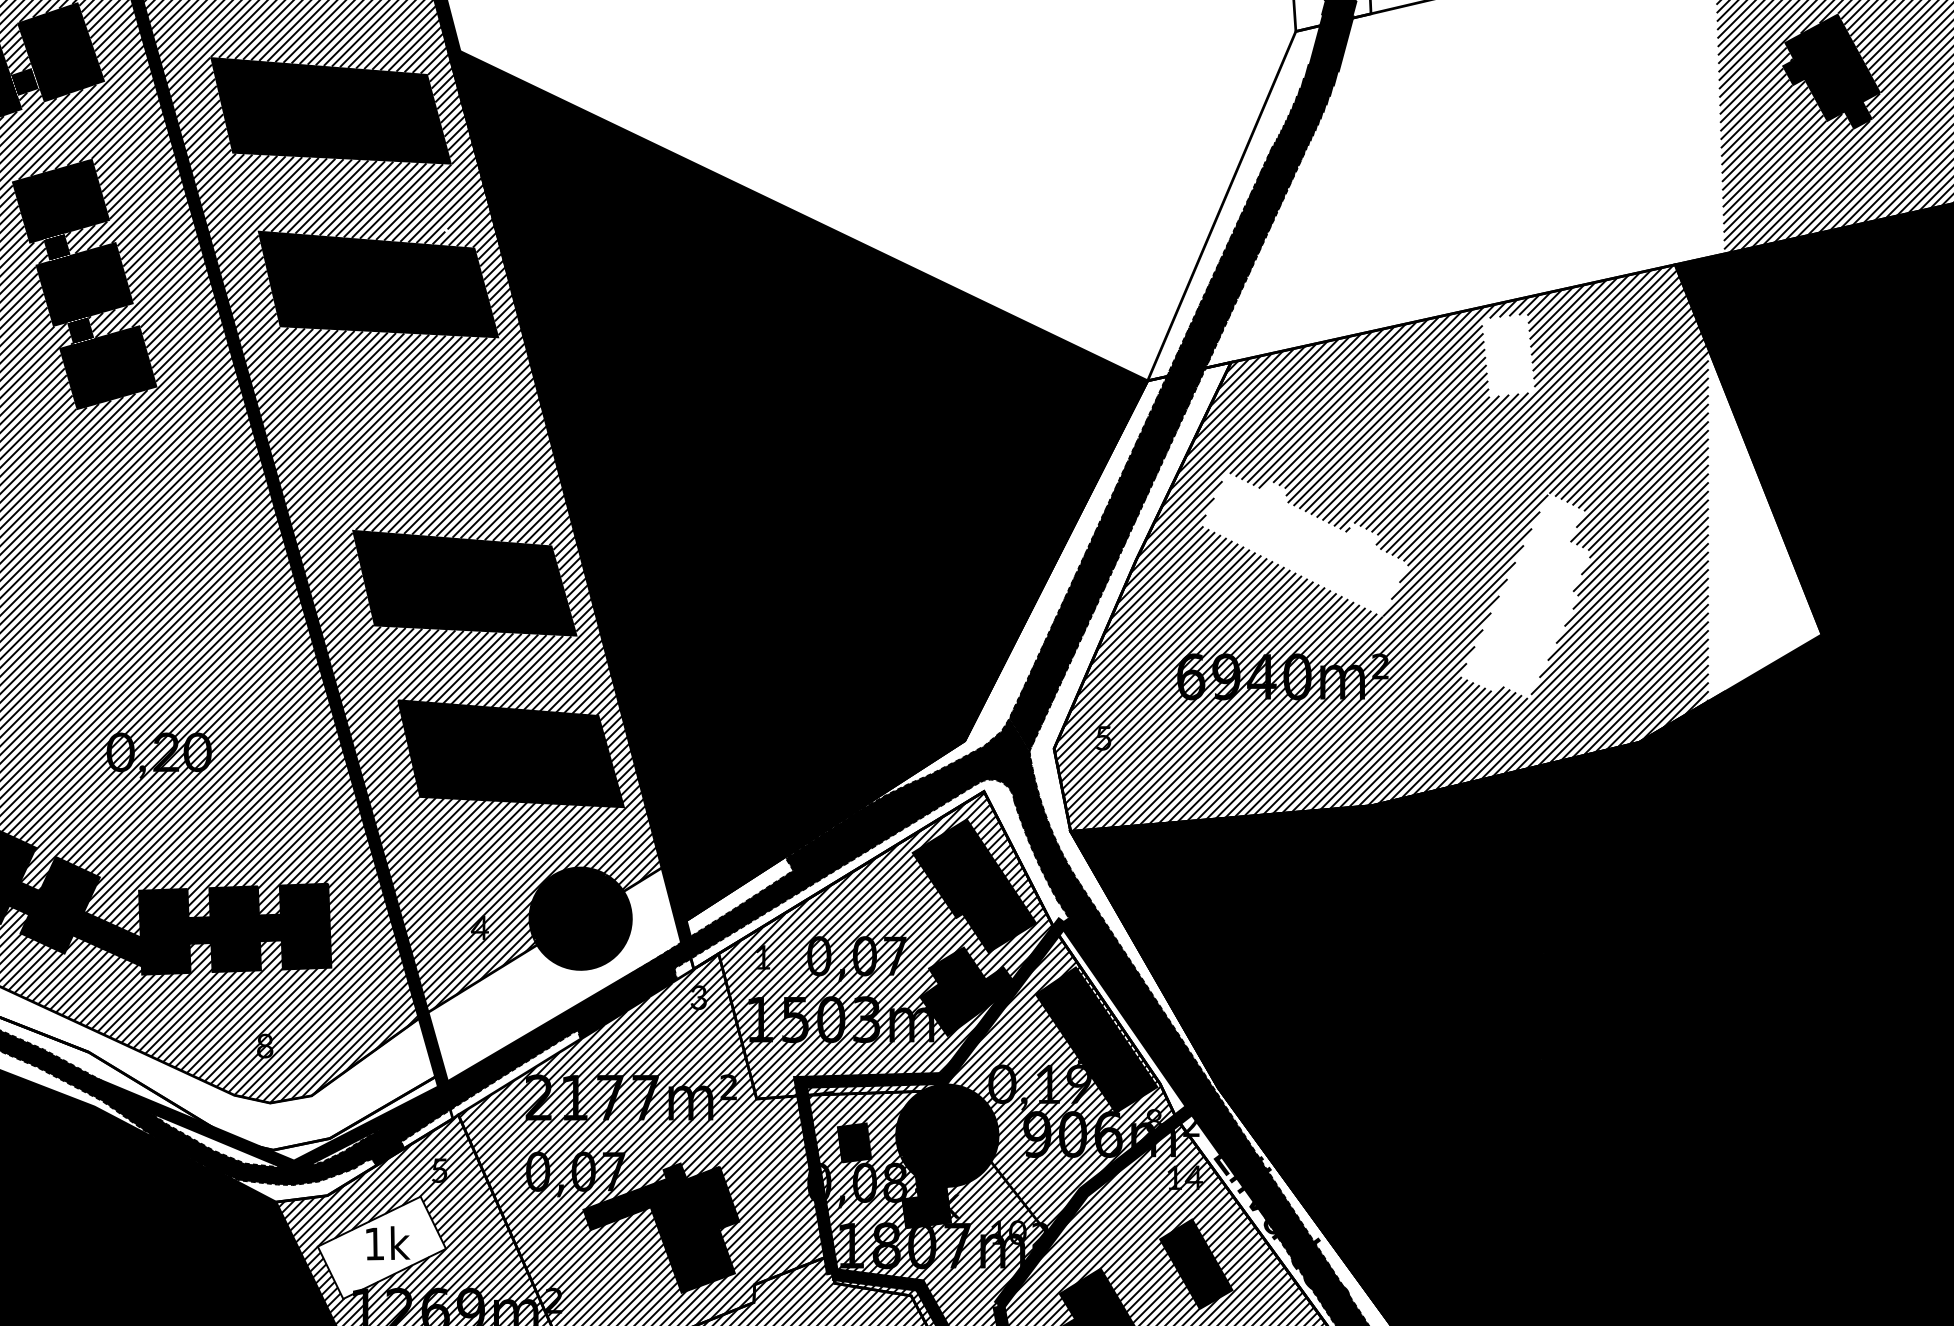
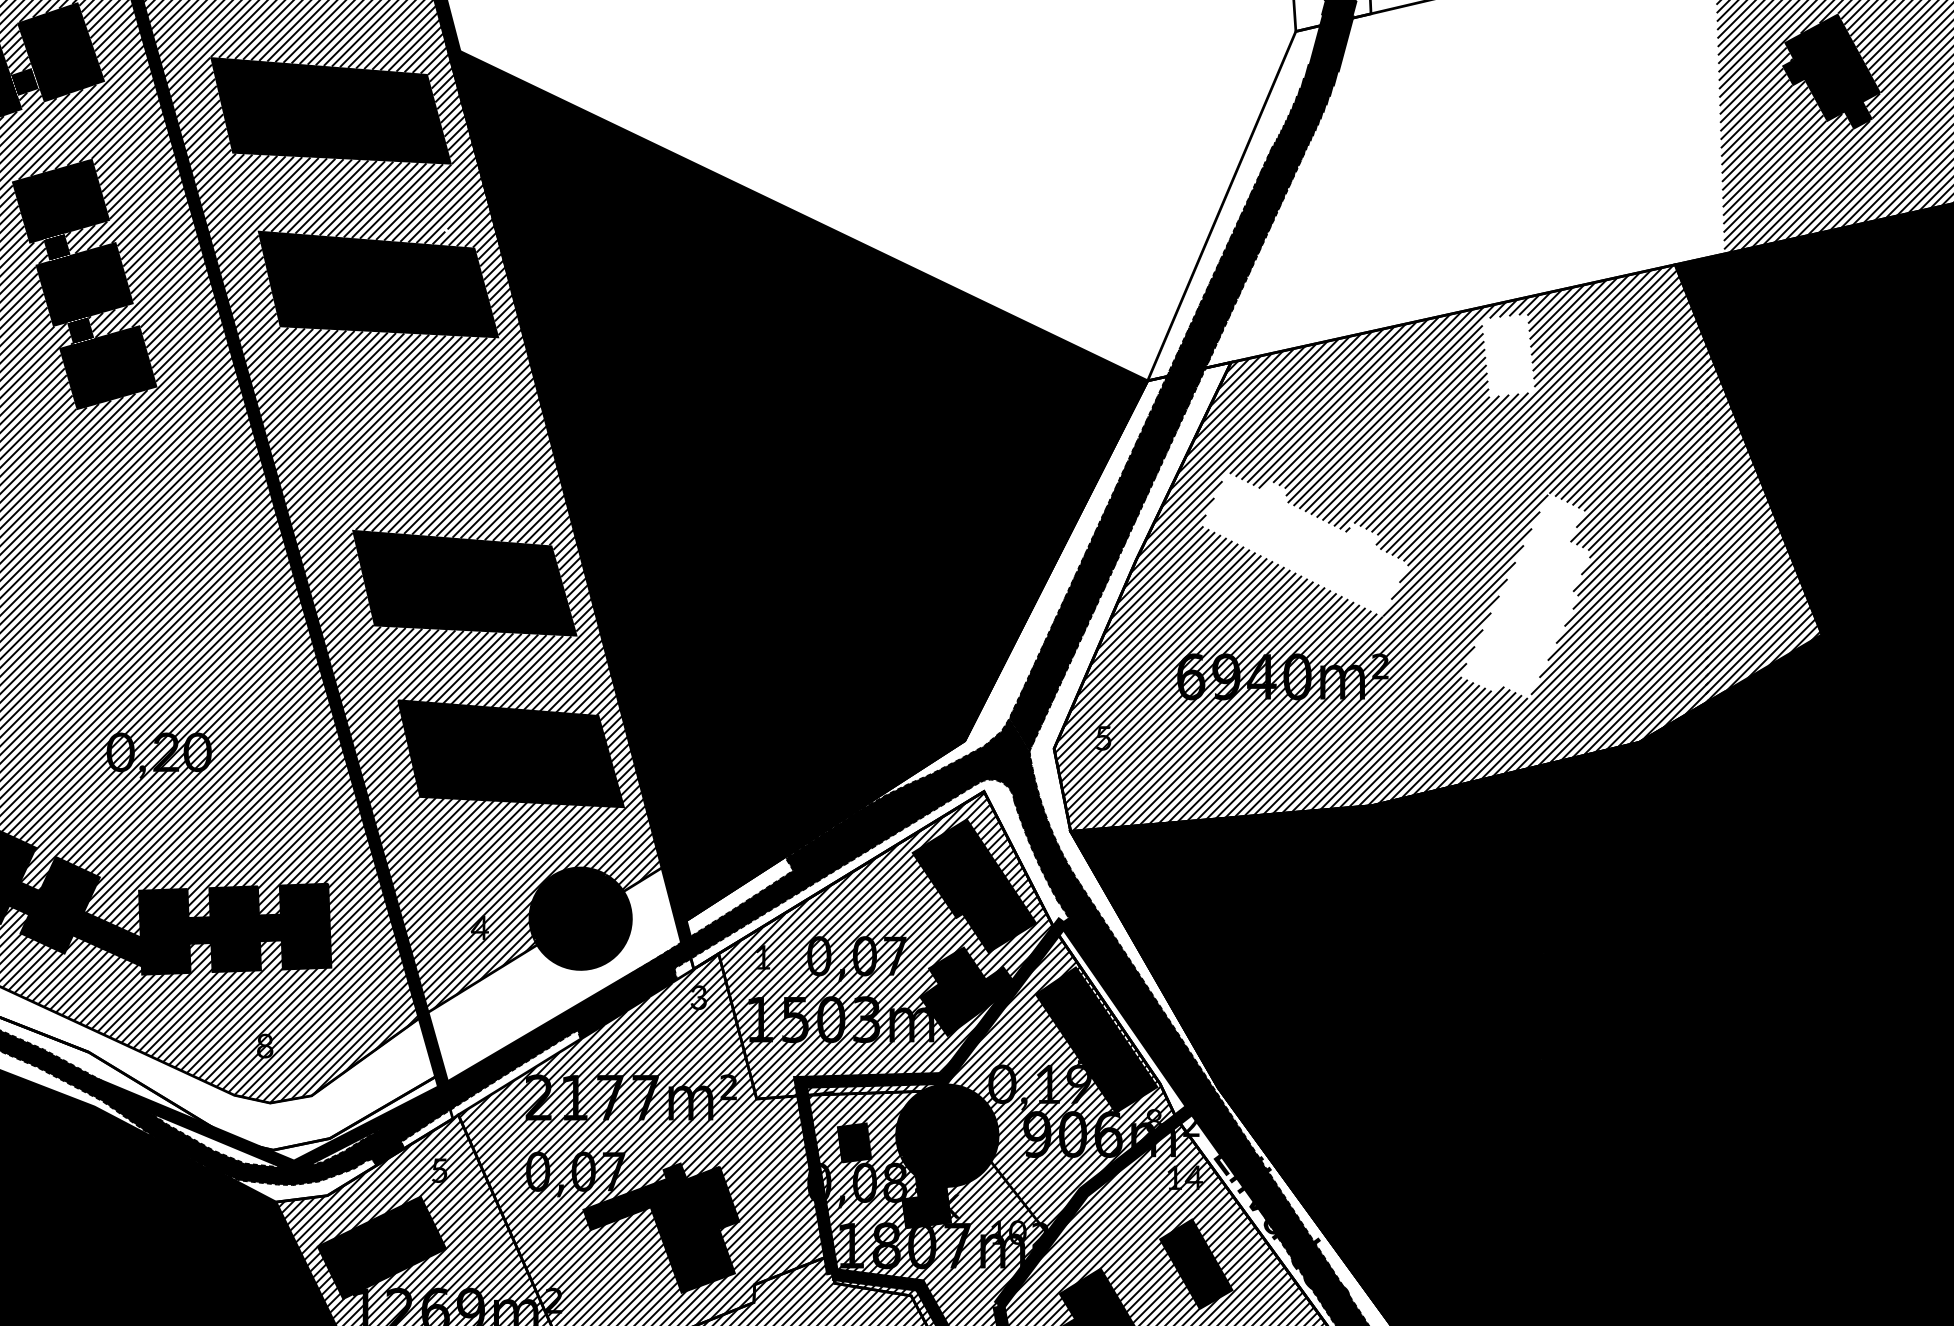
hatch: none -> present (1762, 523)
fill: none -> present (381, 1247)
